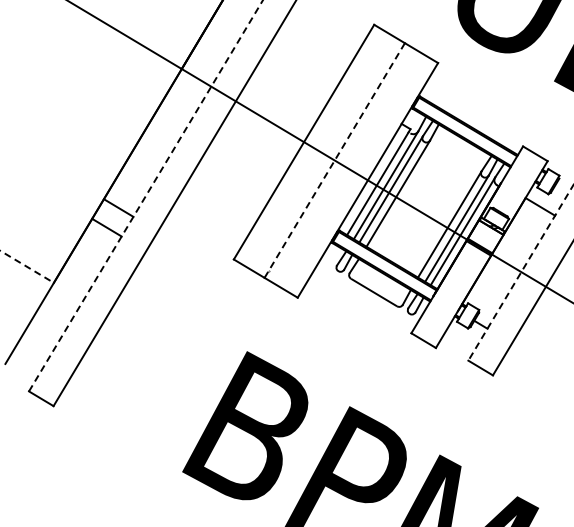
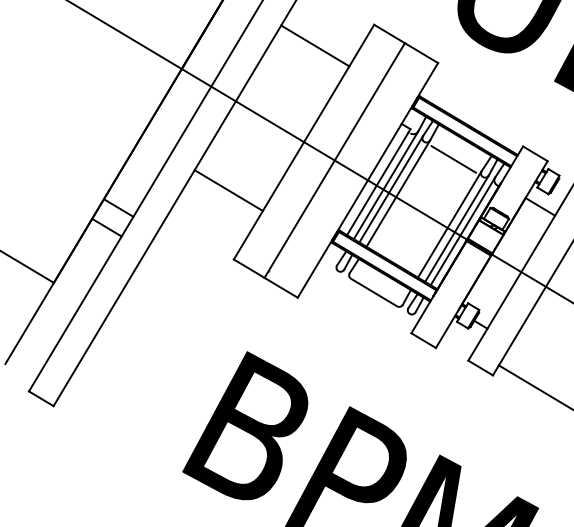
line: none -> present (315, 45)
line: none -> present (453, 159)
line: dashed -> solid (334, 160)
line: none -> present (228, 190)
line: dashed -> solid (145, 195)
line: dashed -> solid (27, 266)
line: dashed -> solid (521, 272)
line: none -> present (534, 386)
